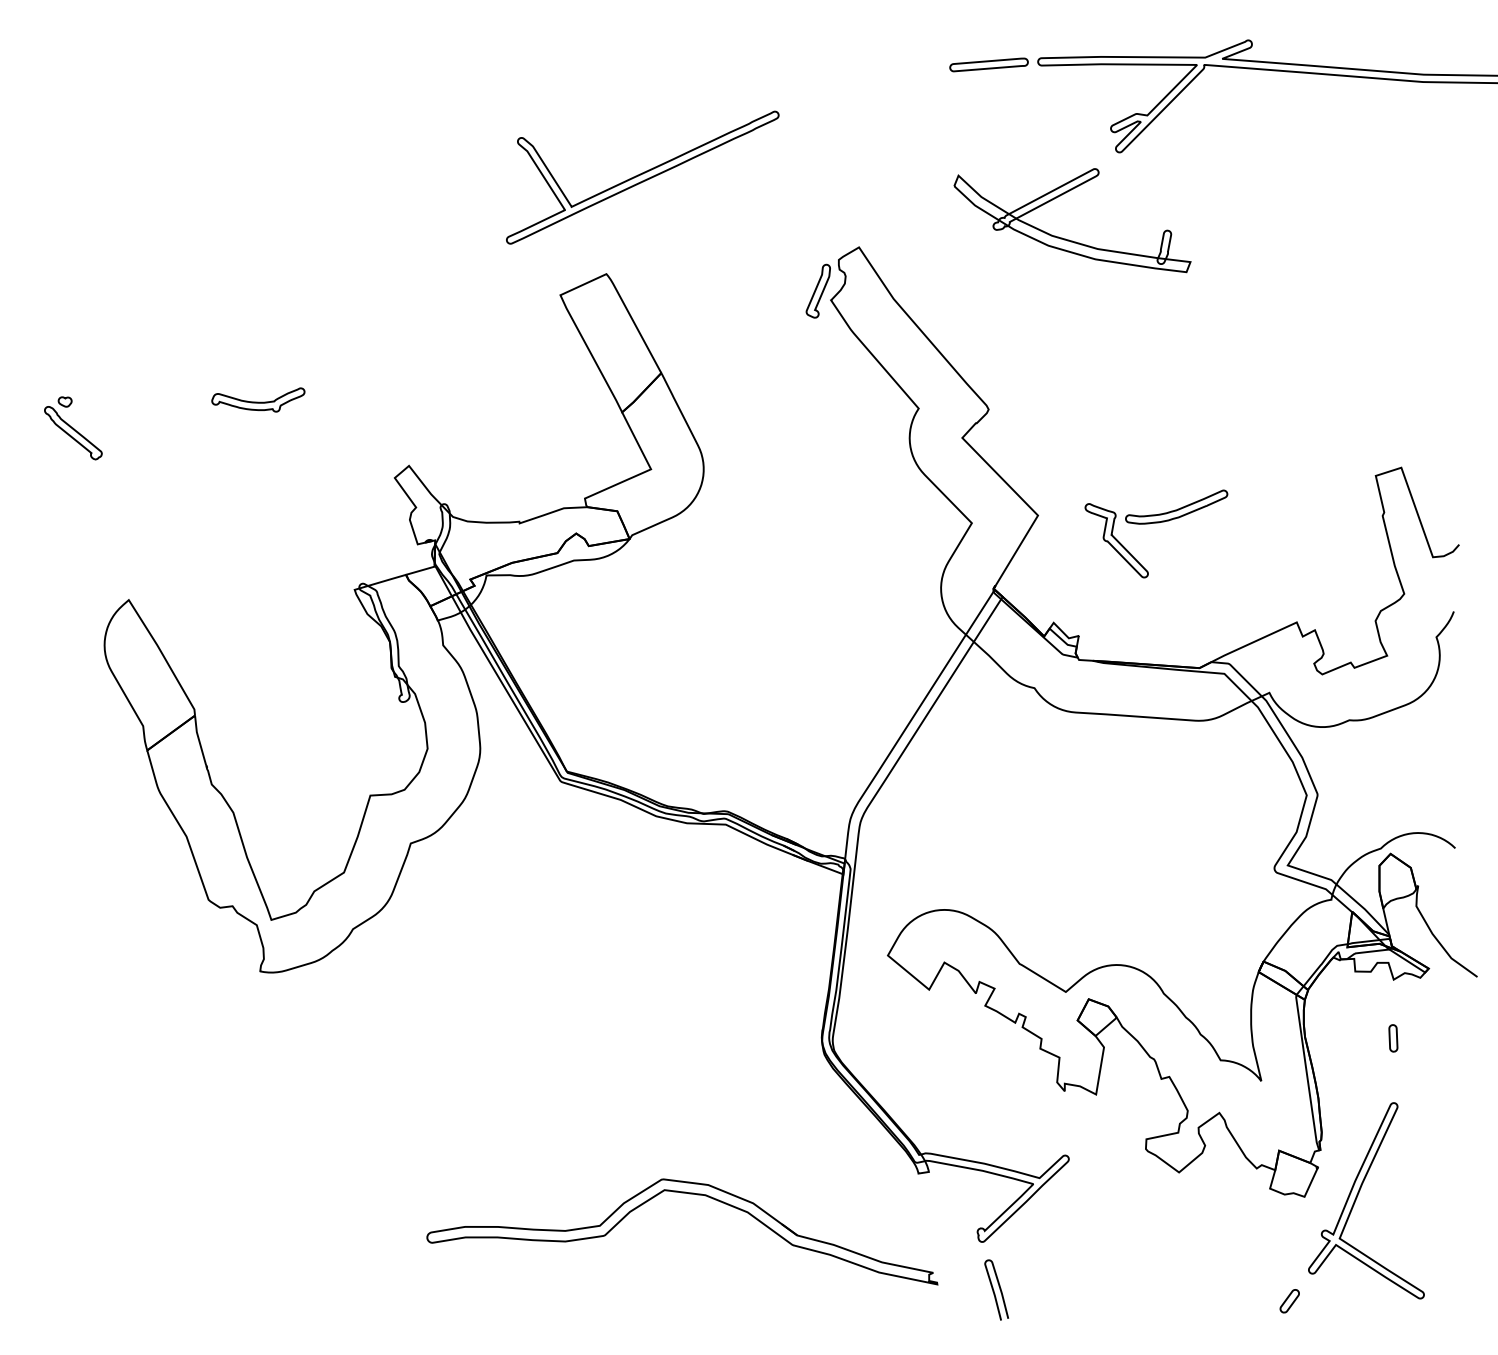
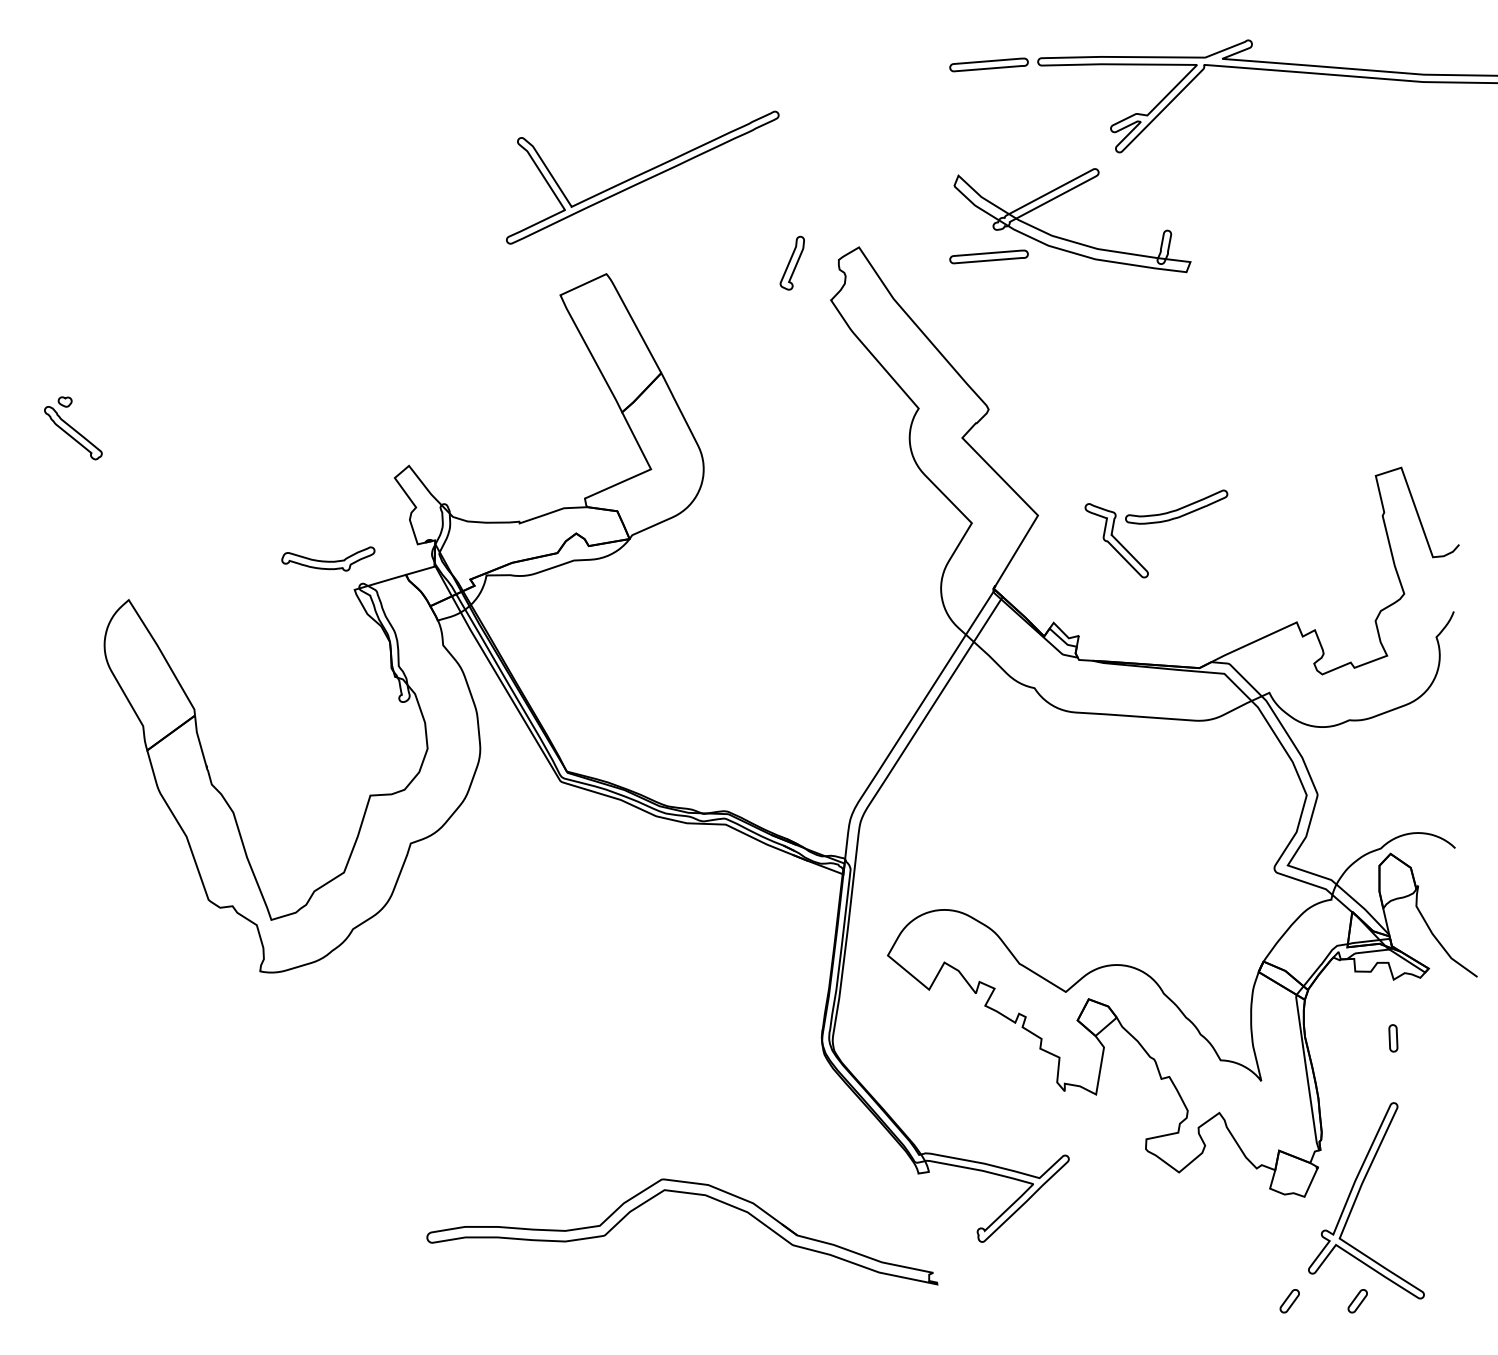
part: none -> present (988, 256)
part position: (817, 290) -> (791, 262) (791, 262)
part position: (258, 399) -> (328, 558) (328, 558)
curve: present -> none (994, 1290)
part: none -> present (1357, 1301)
